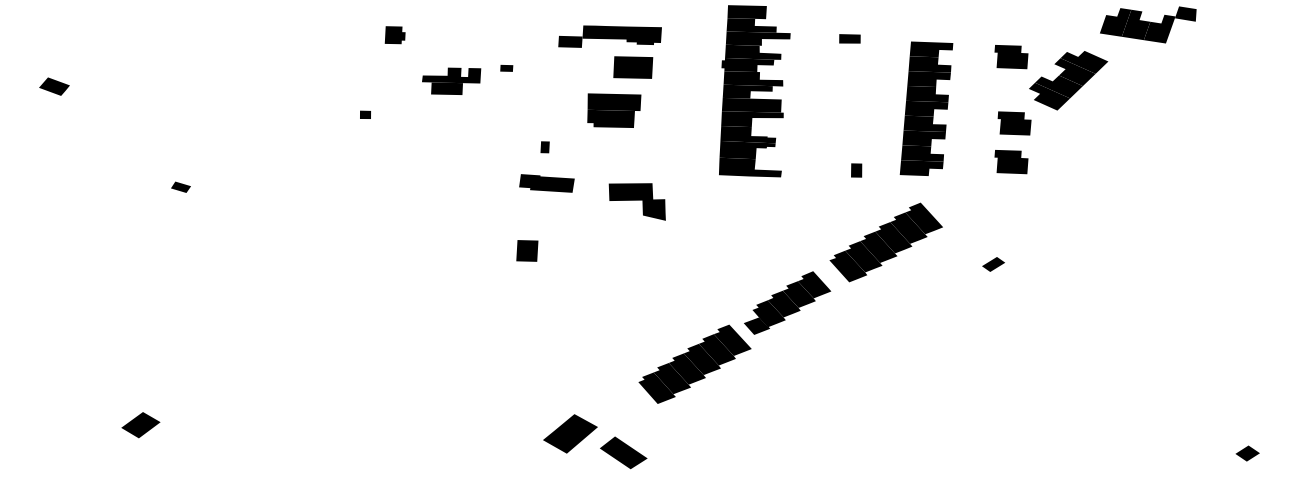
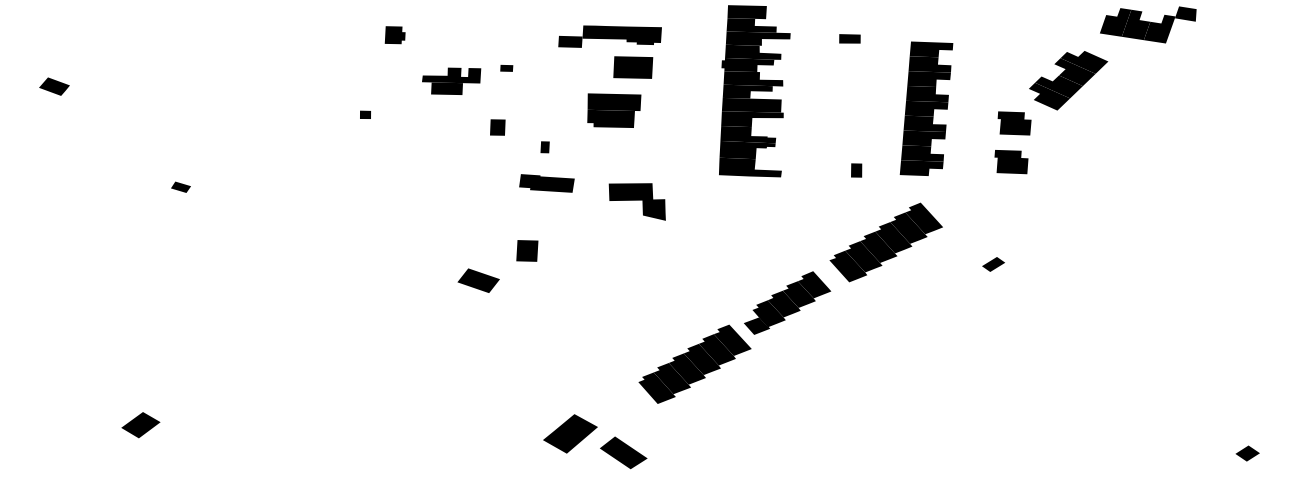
part: present -> none (1011, 57)
fill: none -> present (497, 127)
part: none -> present (478, 280)
